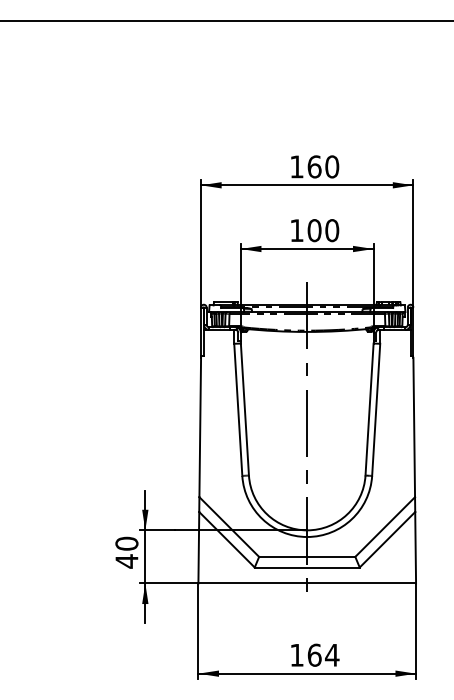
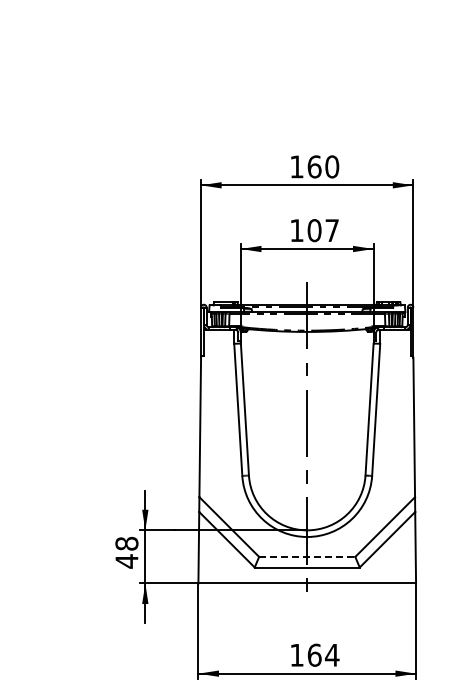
line: present -> none (226, 21)
text: 100 -> 107 (332, 230)
text: 40 -> 48 (126, 543)
line: solid -> dashed (307, 556)
